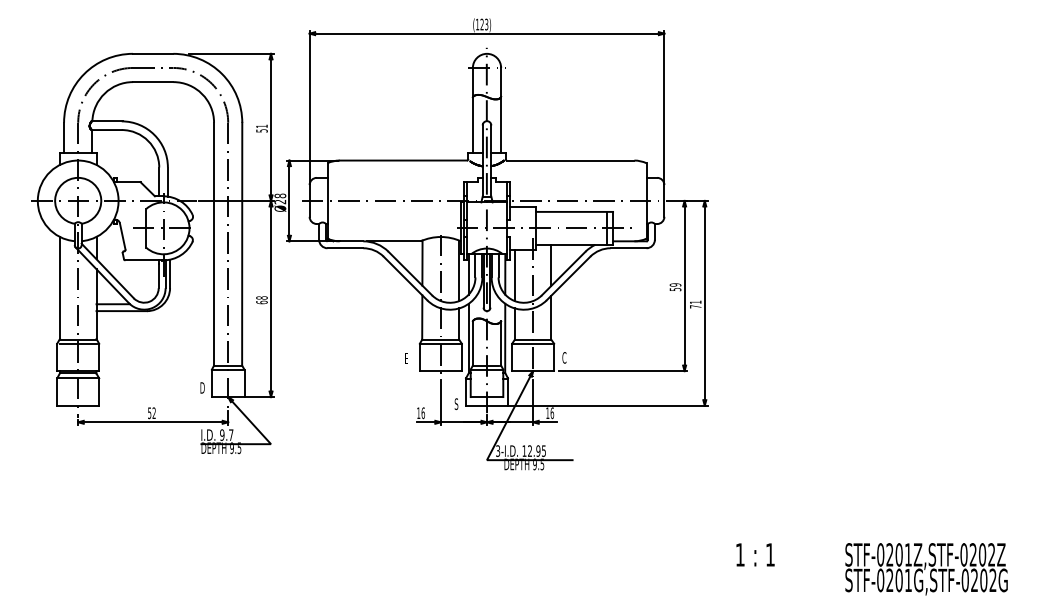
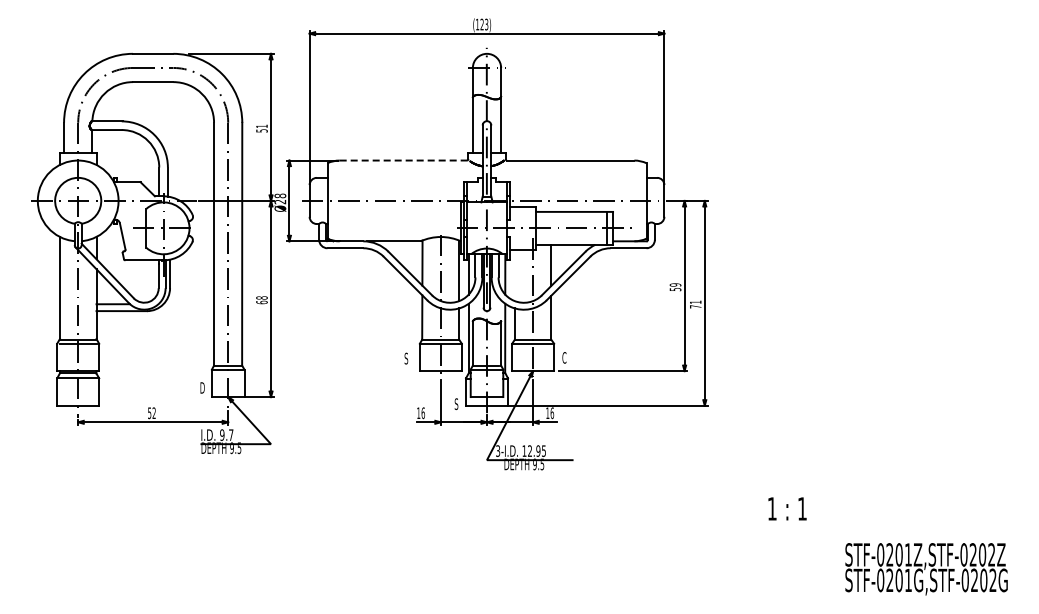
line: solid -> dashed (403, 160)
line: present -> none (514, 275)
text: E -> S (406, 358)
text position: (755, 554) -> (787, 508) (787, 508)
